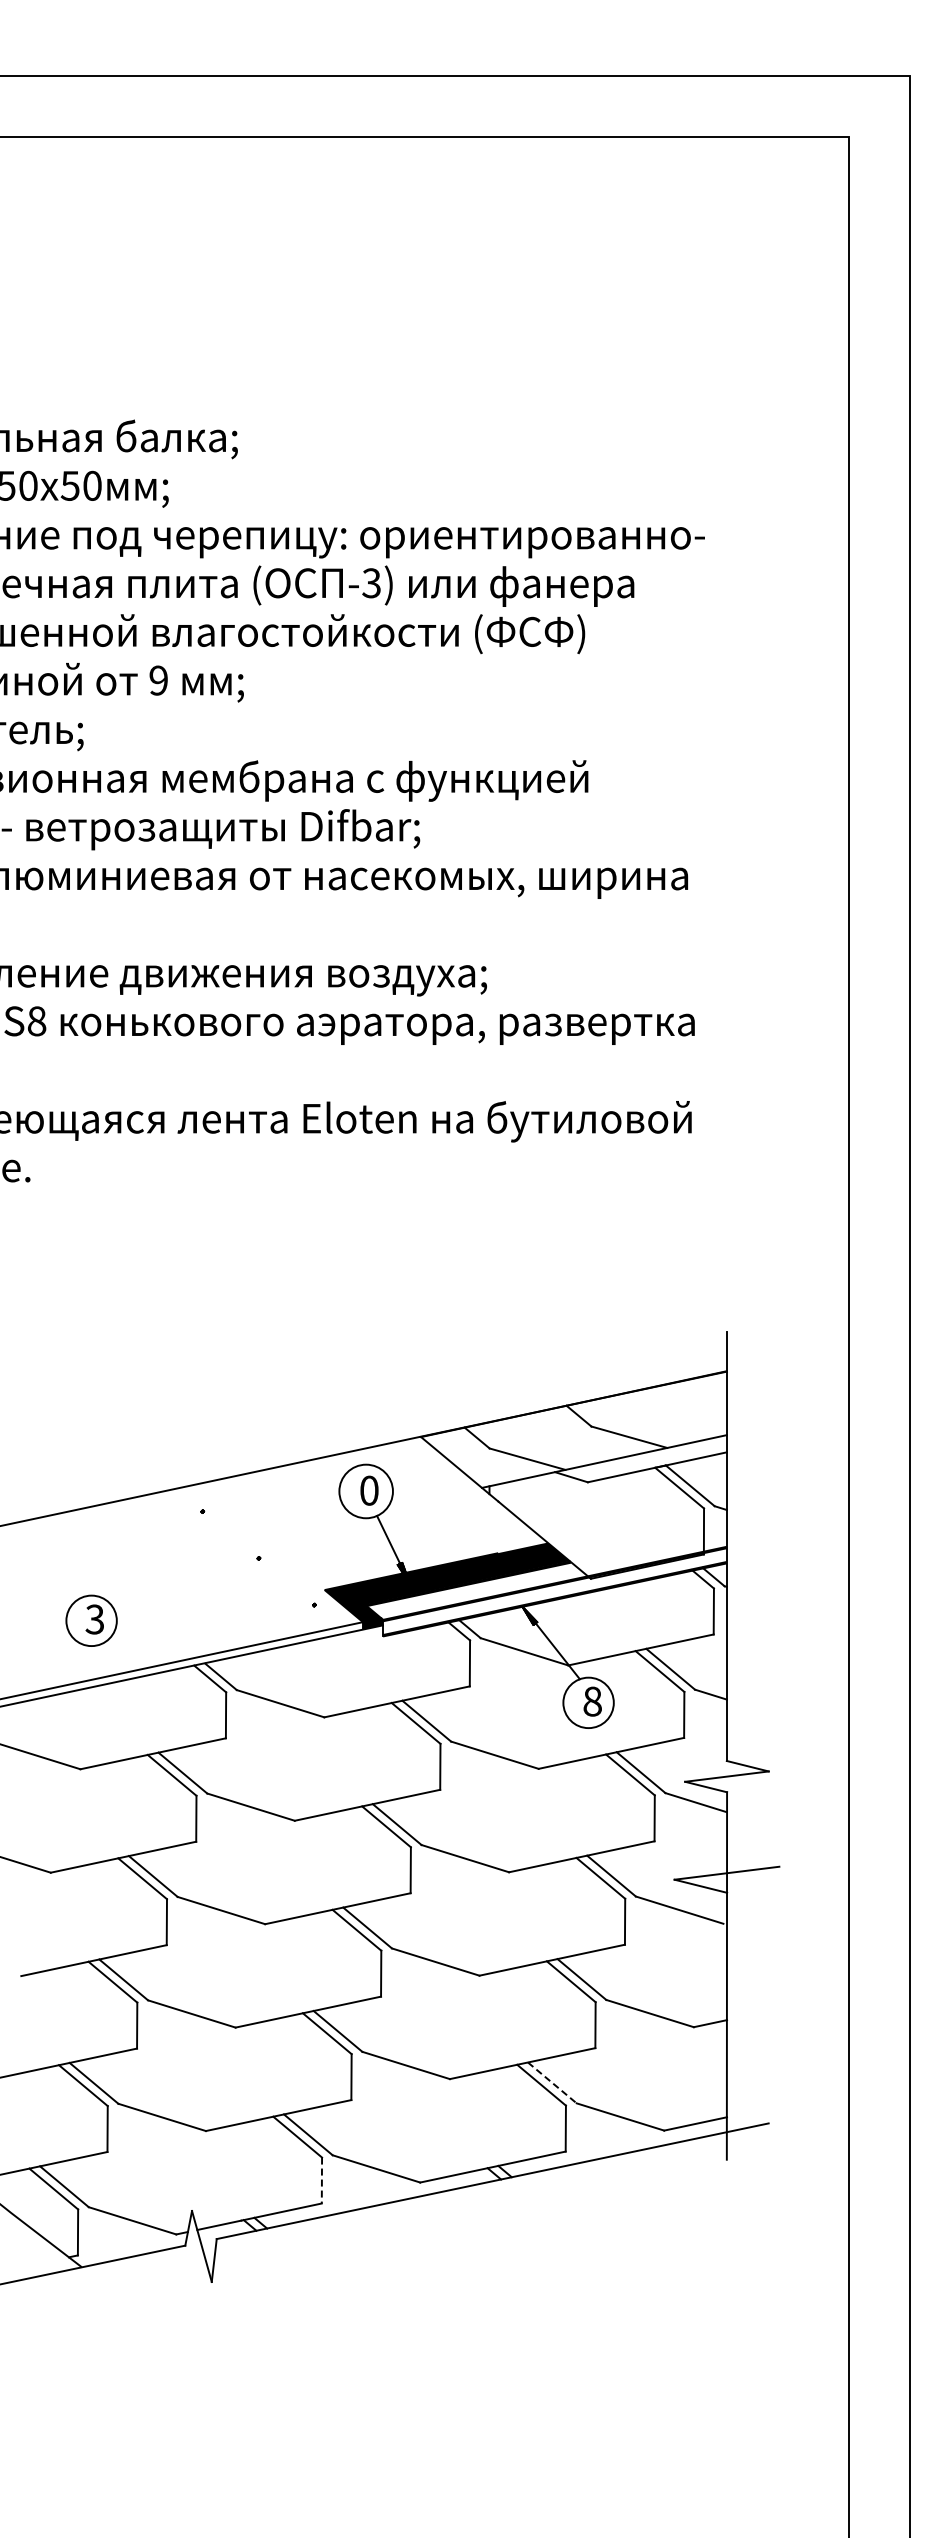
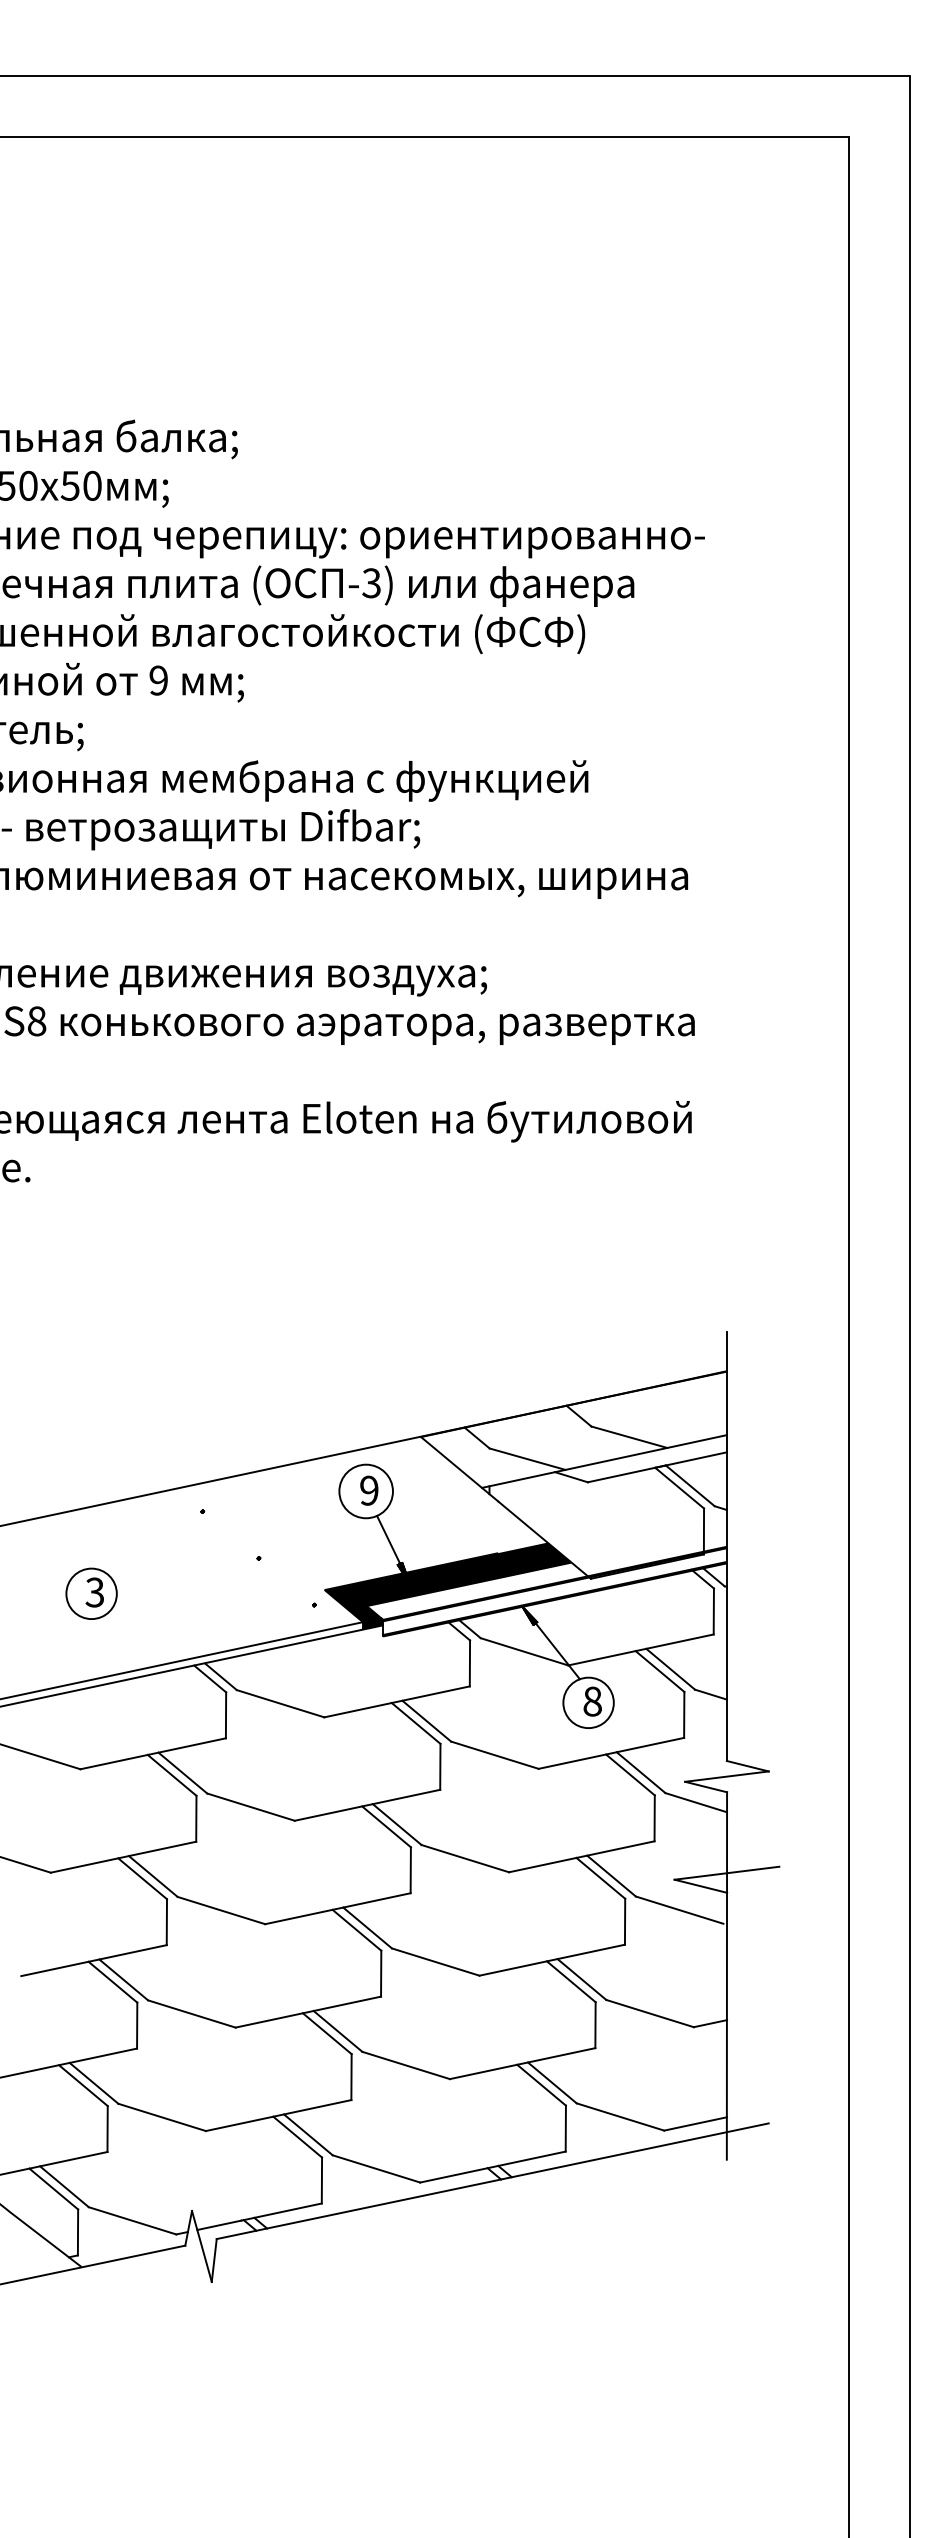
text: 0 -> 9 (369, 1490)
part position: (91, 1620) -> (91, 1593) (91, 1593)
line: dashed -> solid (552, 2082)
line: dashed -> solid (321, 2180)
